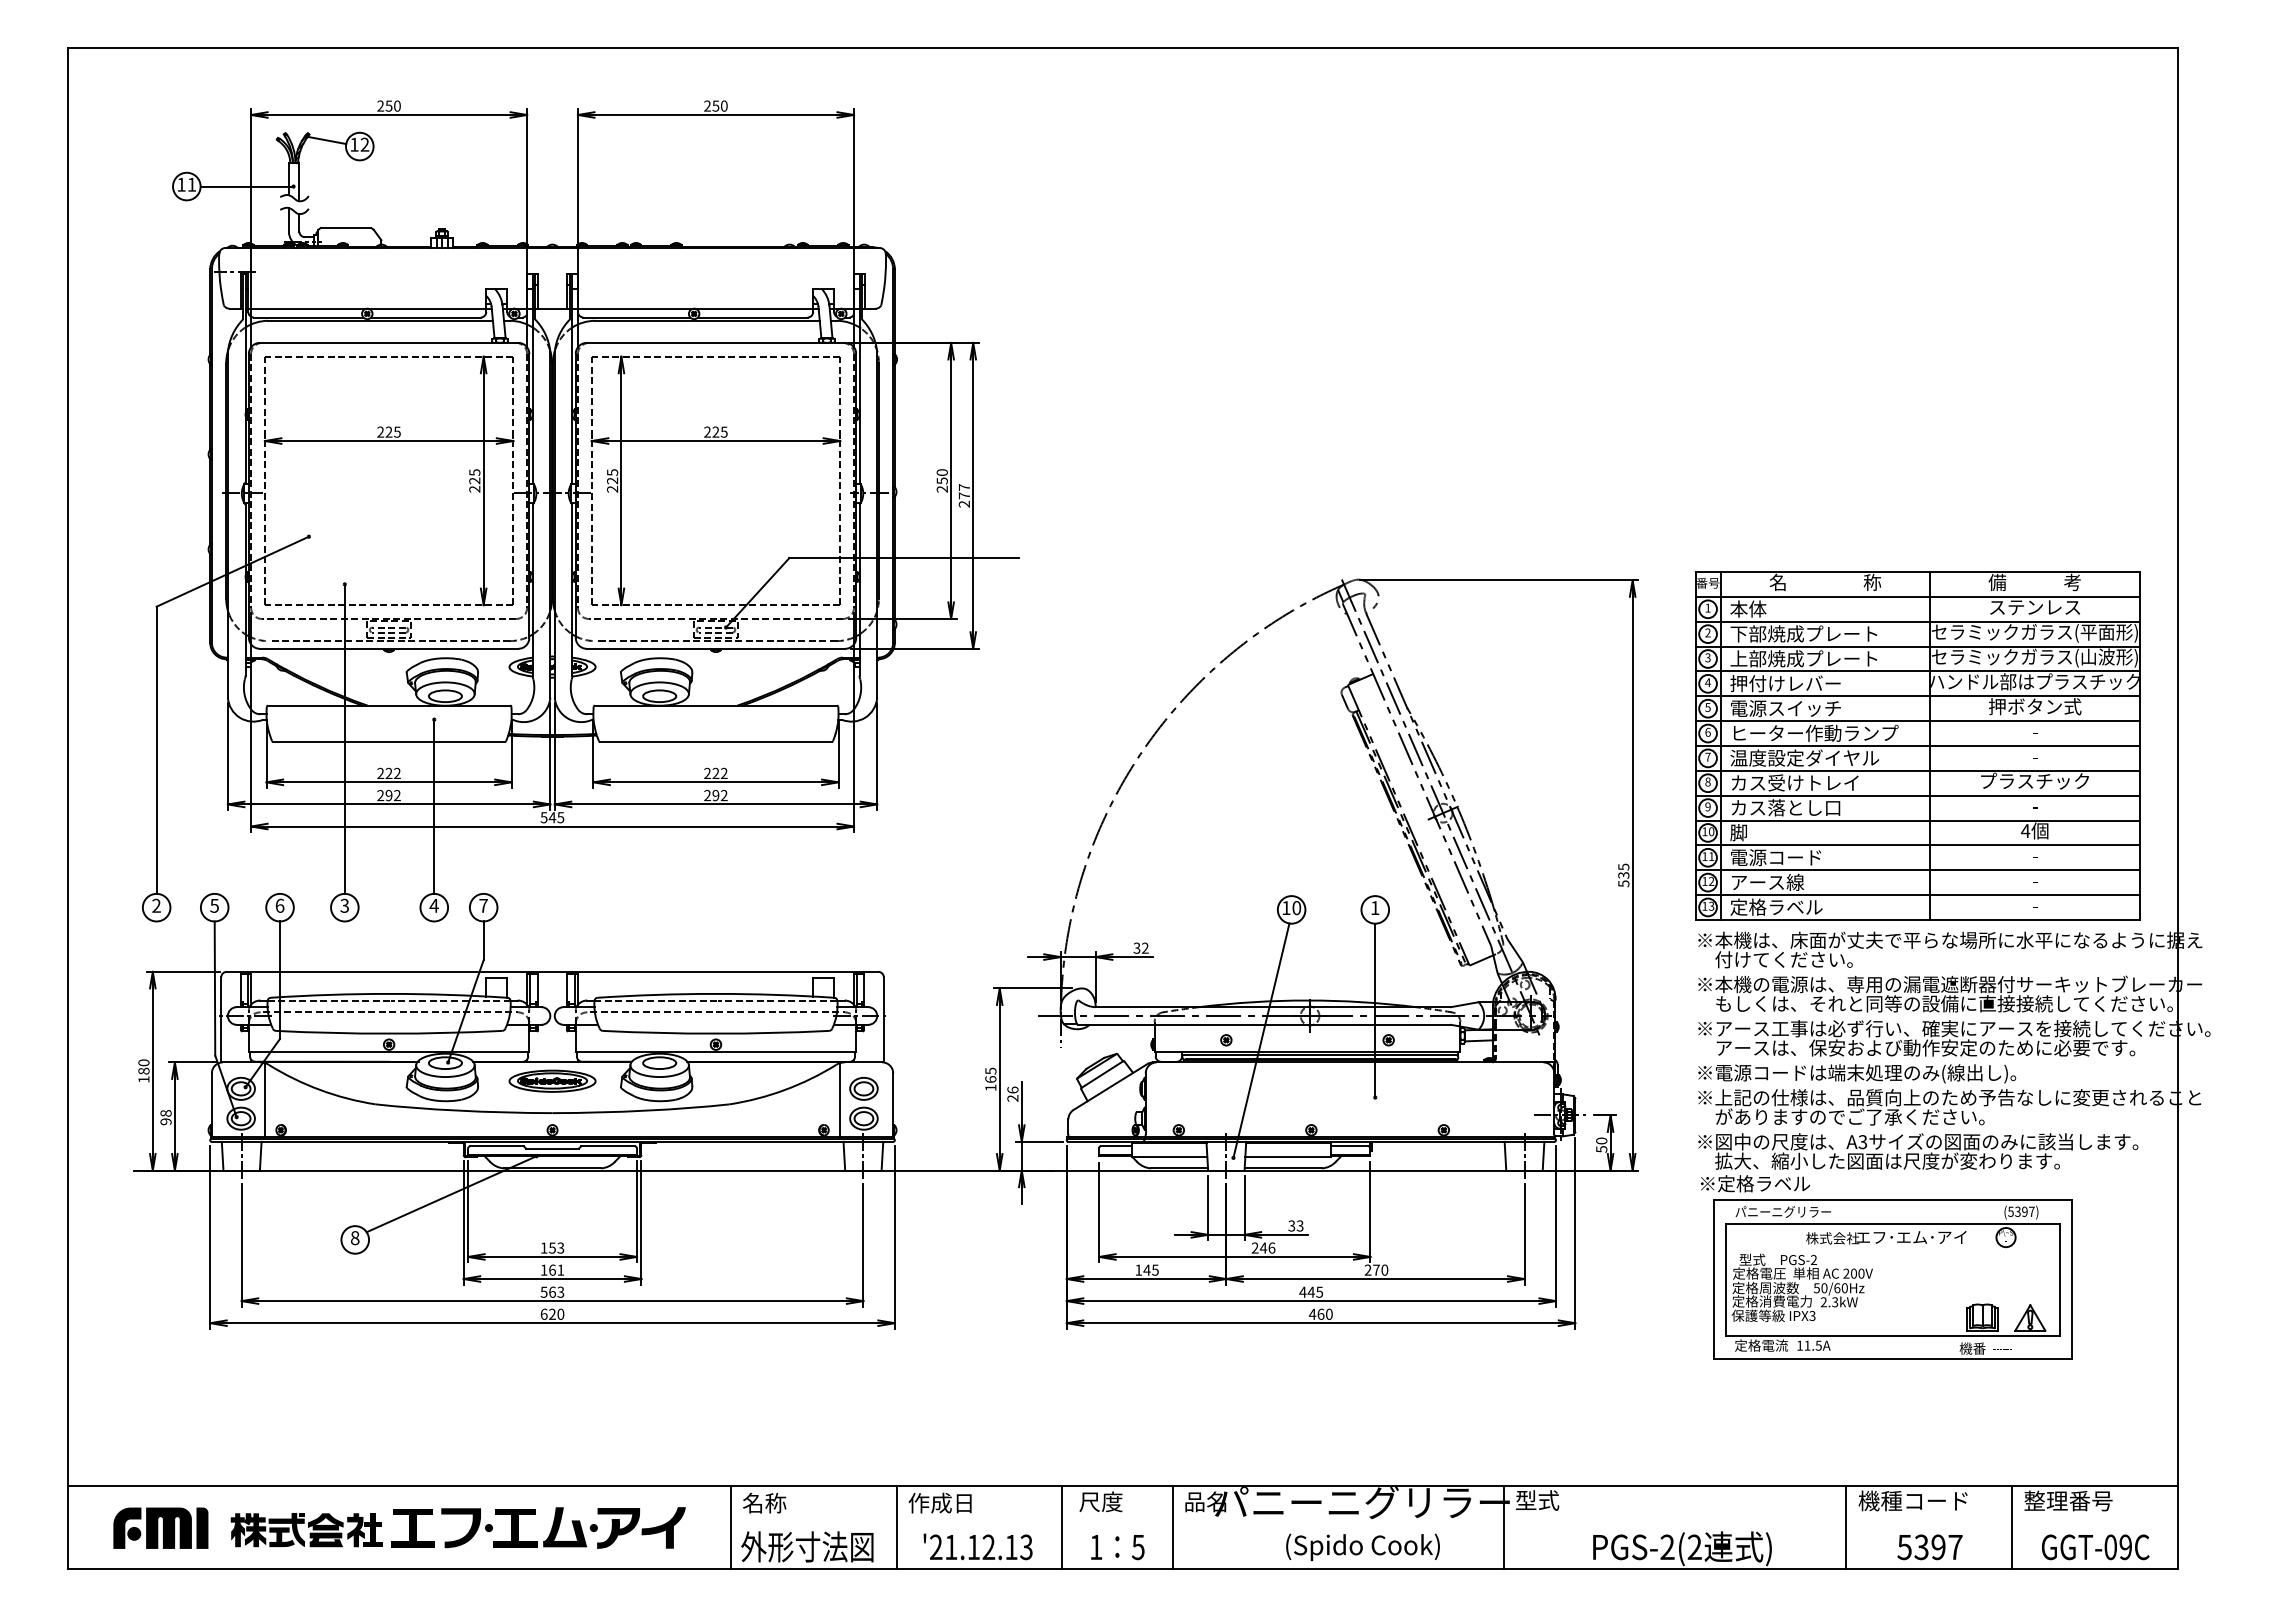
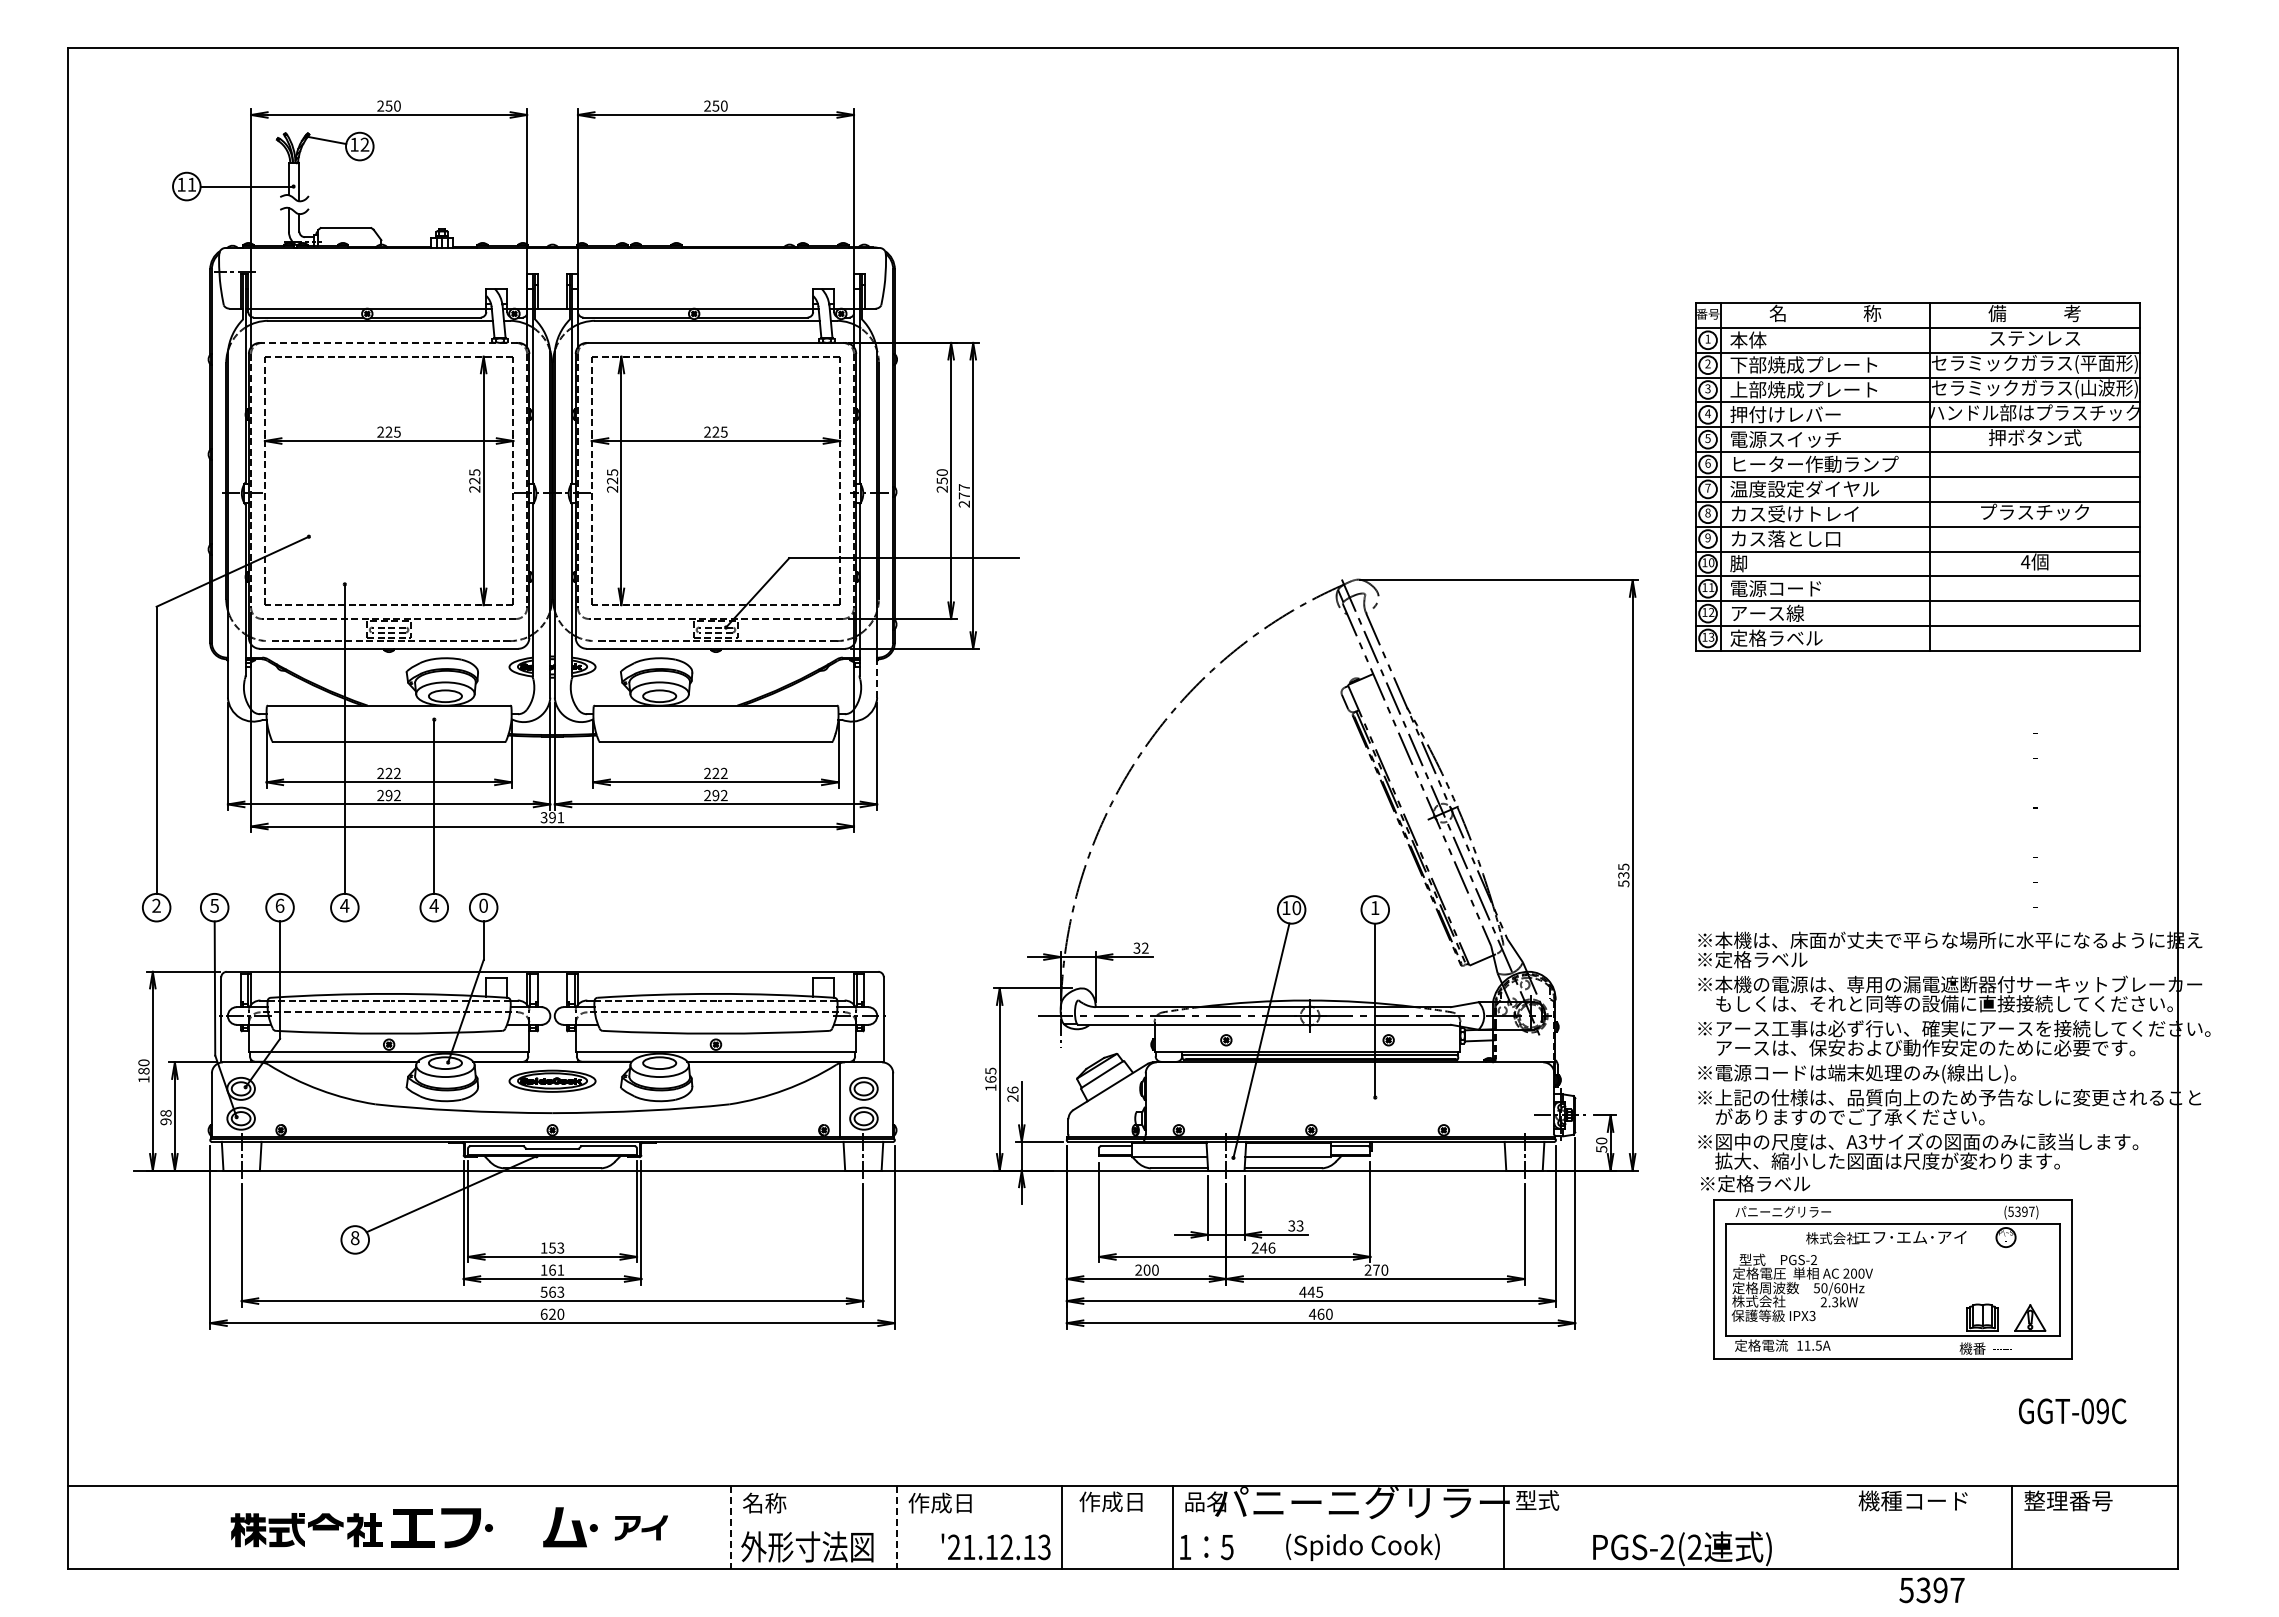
line: solid -> dashed (388, 342)
line: solid -> dashed (877, 678)
part position: (1917, 745) -> (1917, 476) (1917, 476)
text: 545 -> 391 (552, 817)
text: 3 -> 4 (344, 905)
text: 7 -> 0 (483, 905)
text: 付けてください。 -> ※定格ラベル (1775, 959)
line: present -> none (264, 1100)
text: 145 -> 200 (1146, 1269)
text: 定格消費電力 -> 株式会社 (1771, 1301)
text: 尺度 -> 作成日 (1110, 1501)
line: present -> none (1846, 1526)
part: present -> none (160, 1527)
part size: 89x42 px -> 54x26 px (640, 1527)
line: solid -> dashed (730, 1527)
line: solid -> dashed (896, 1527)
fill: present -> none (514, 1528)
fill: present -> none (326, 1539)
text position: (977, 1546) -> (995, 1546) (995, 1546)
text position: (1117, 1547) -> (1206, 1547) (1206, 1547)
text position: (1929, 1547) -> (1931, 1590) (1931, 1590)
text position: (2095, 1547) -> (2072, 1411) (2072, 1411)
